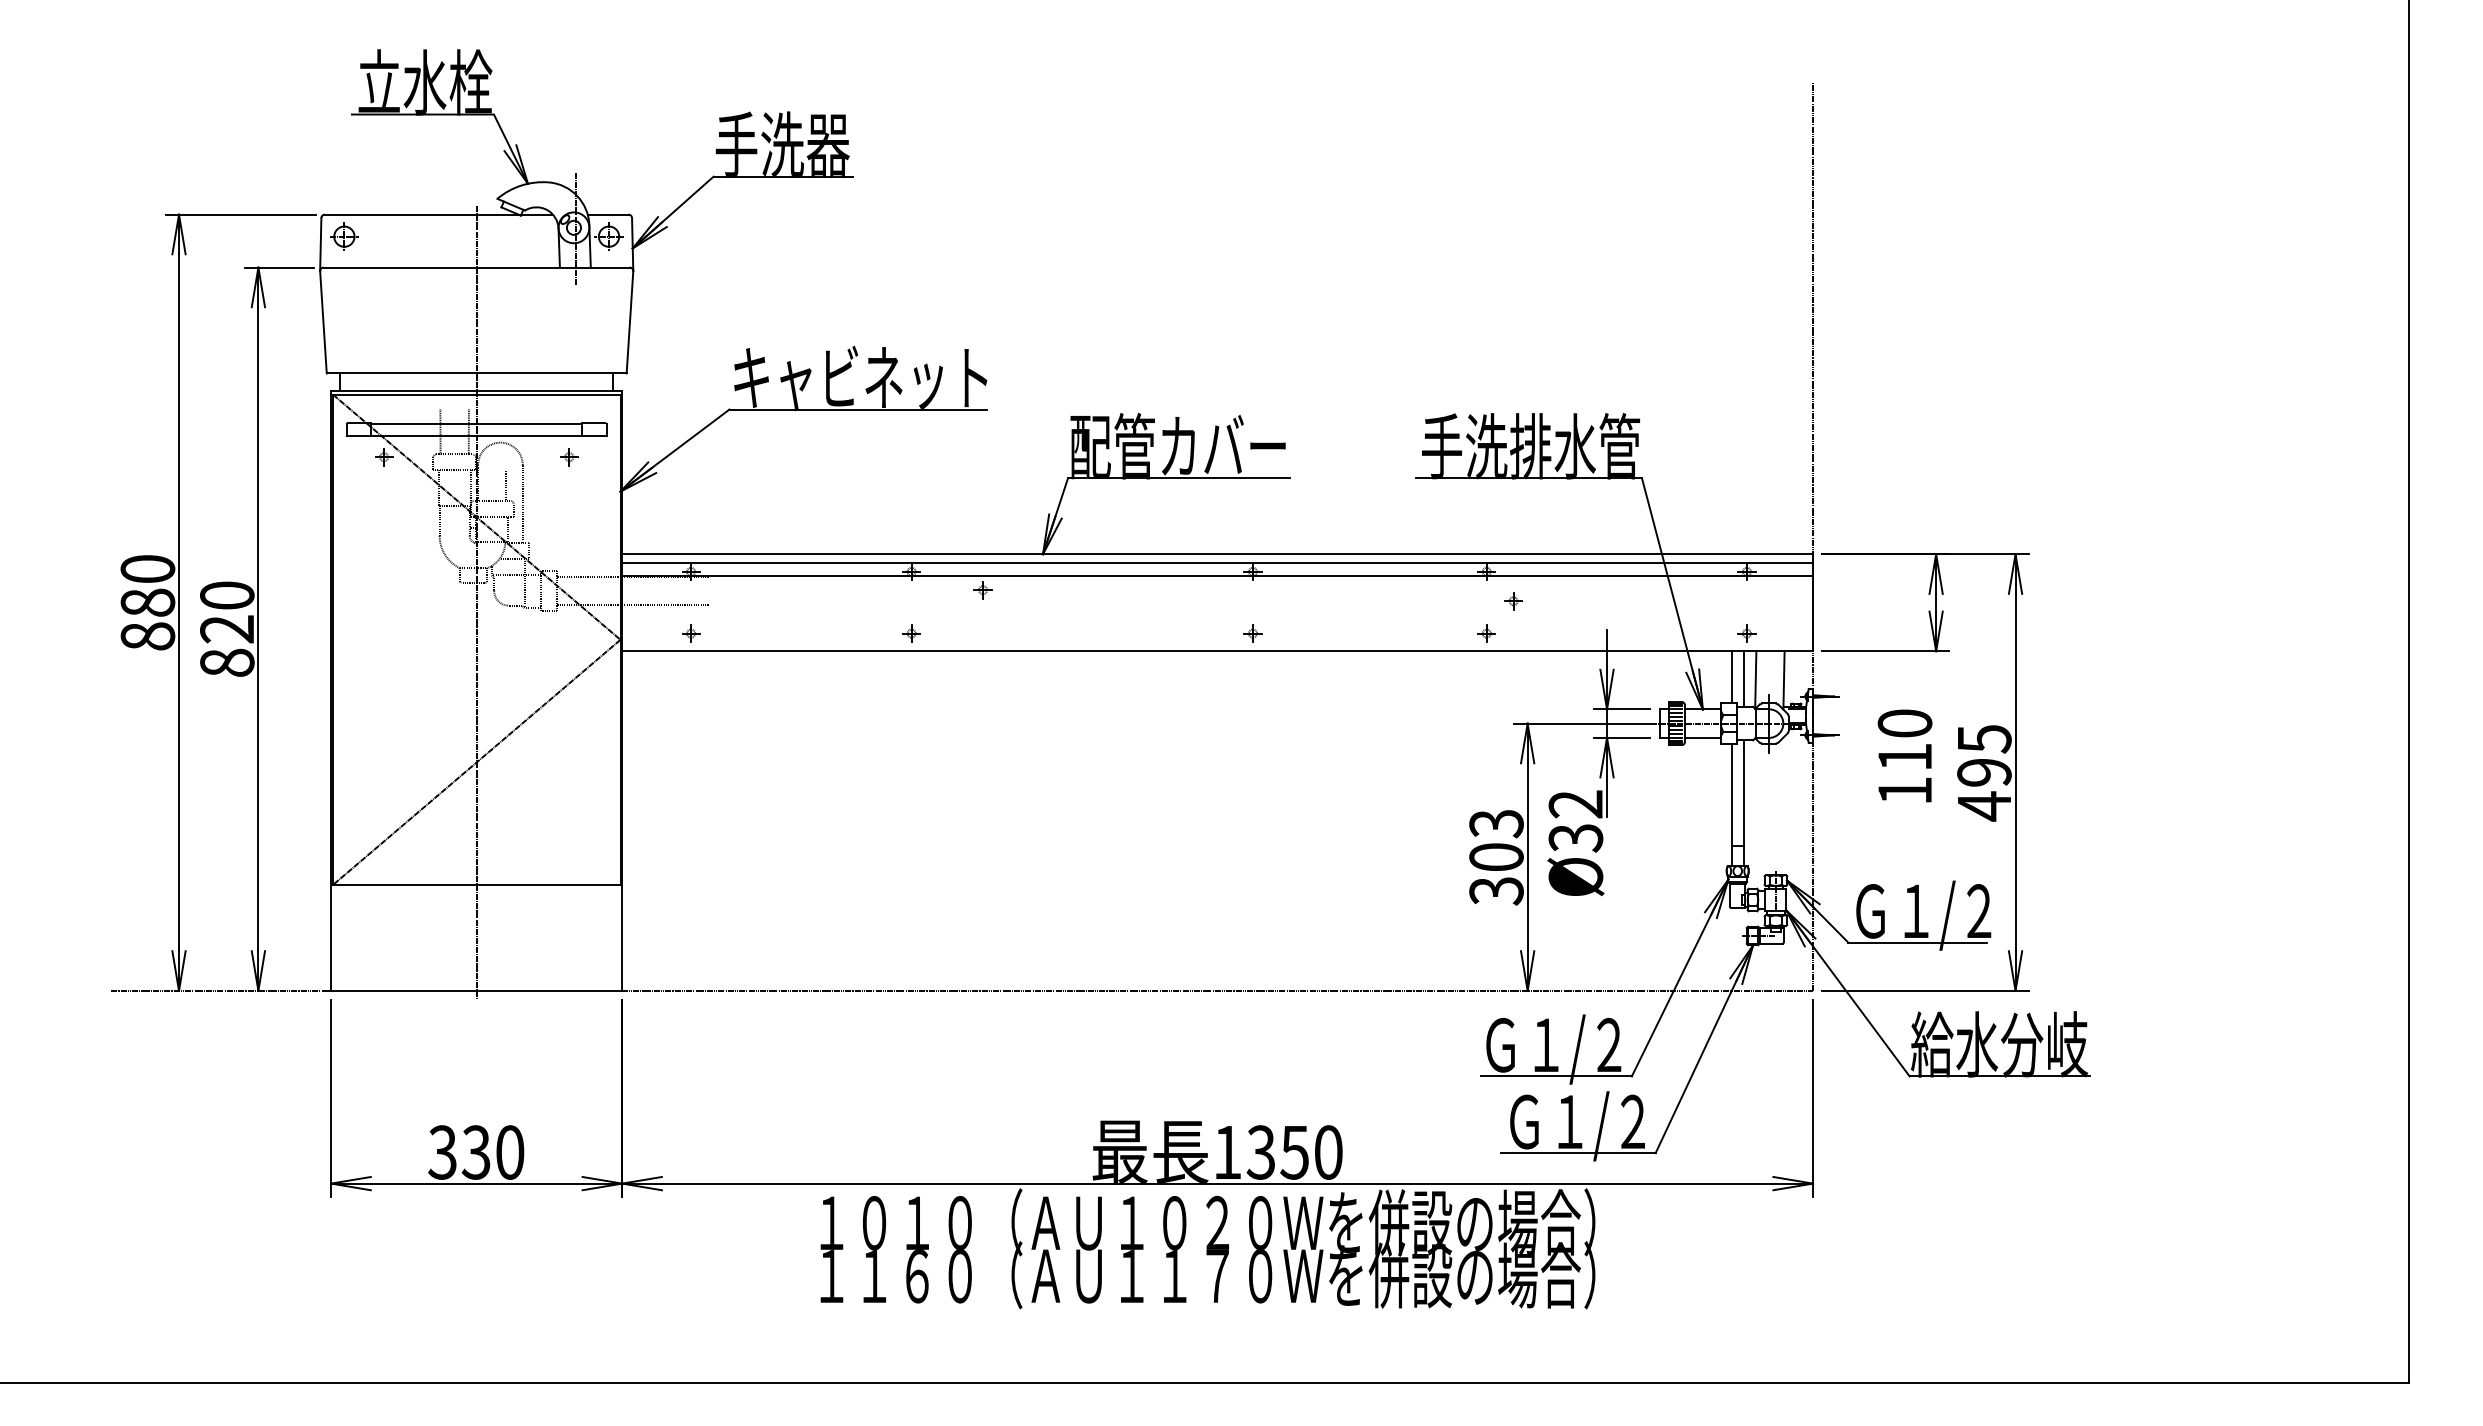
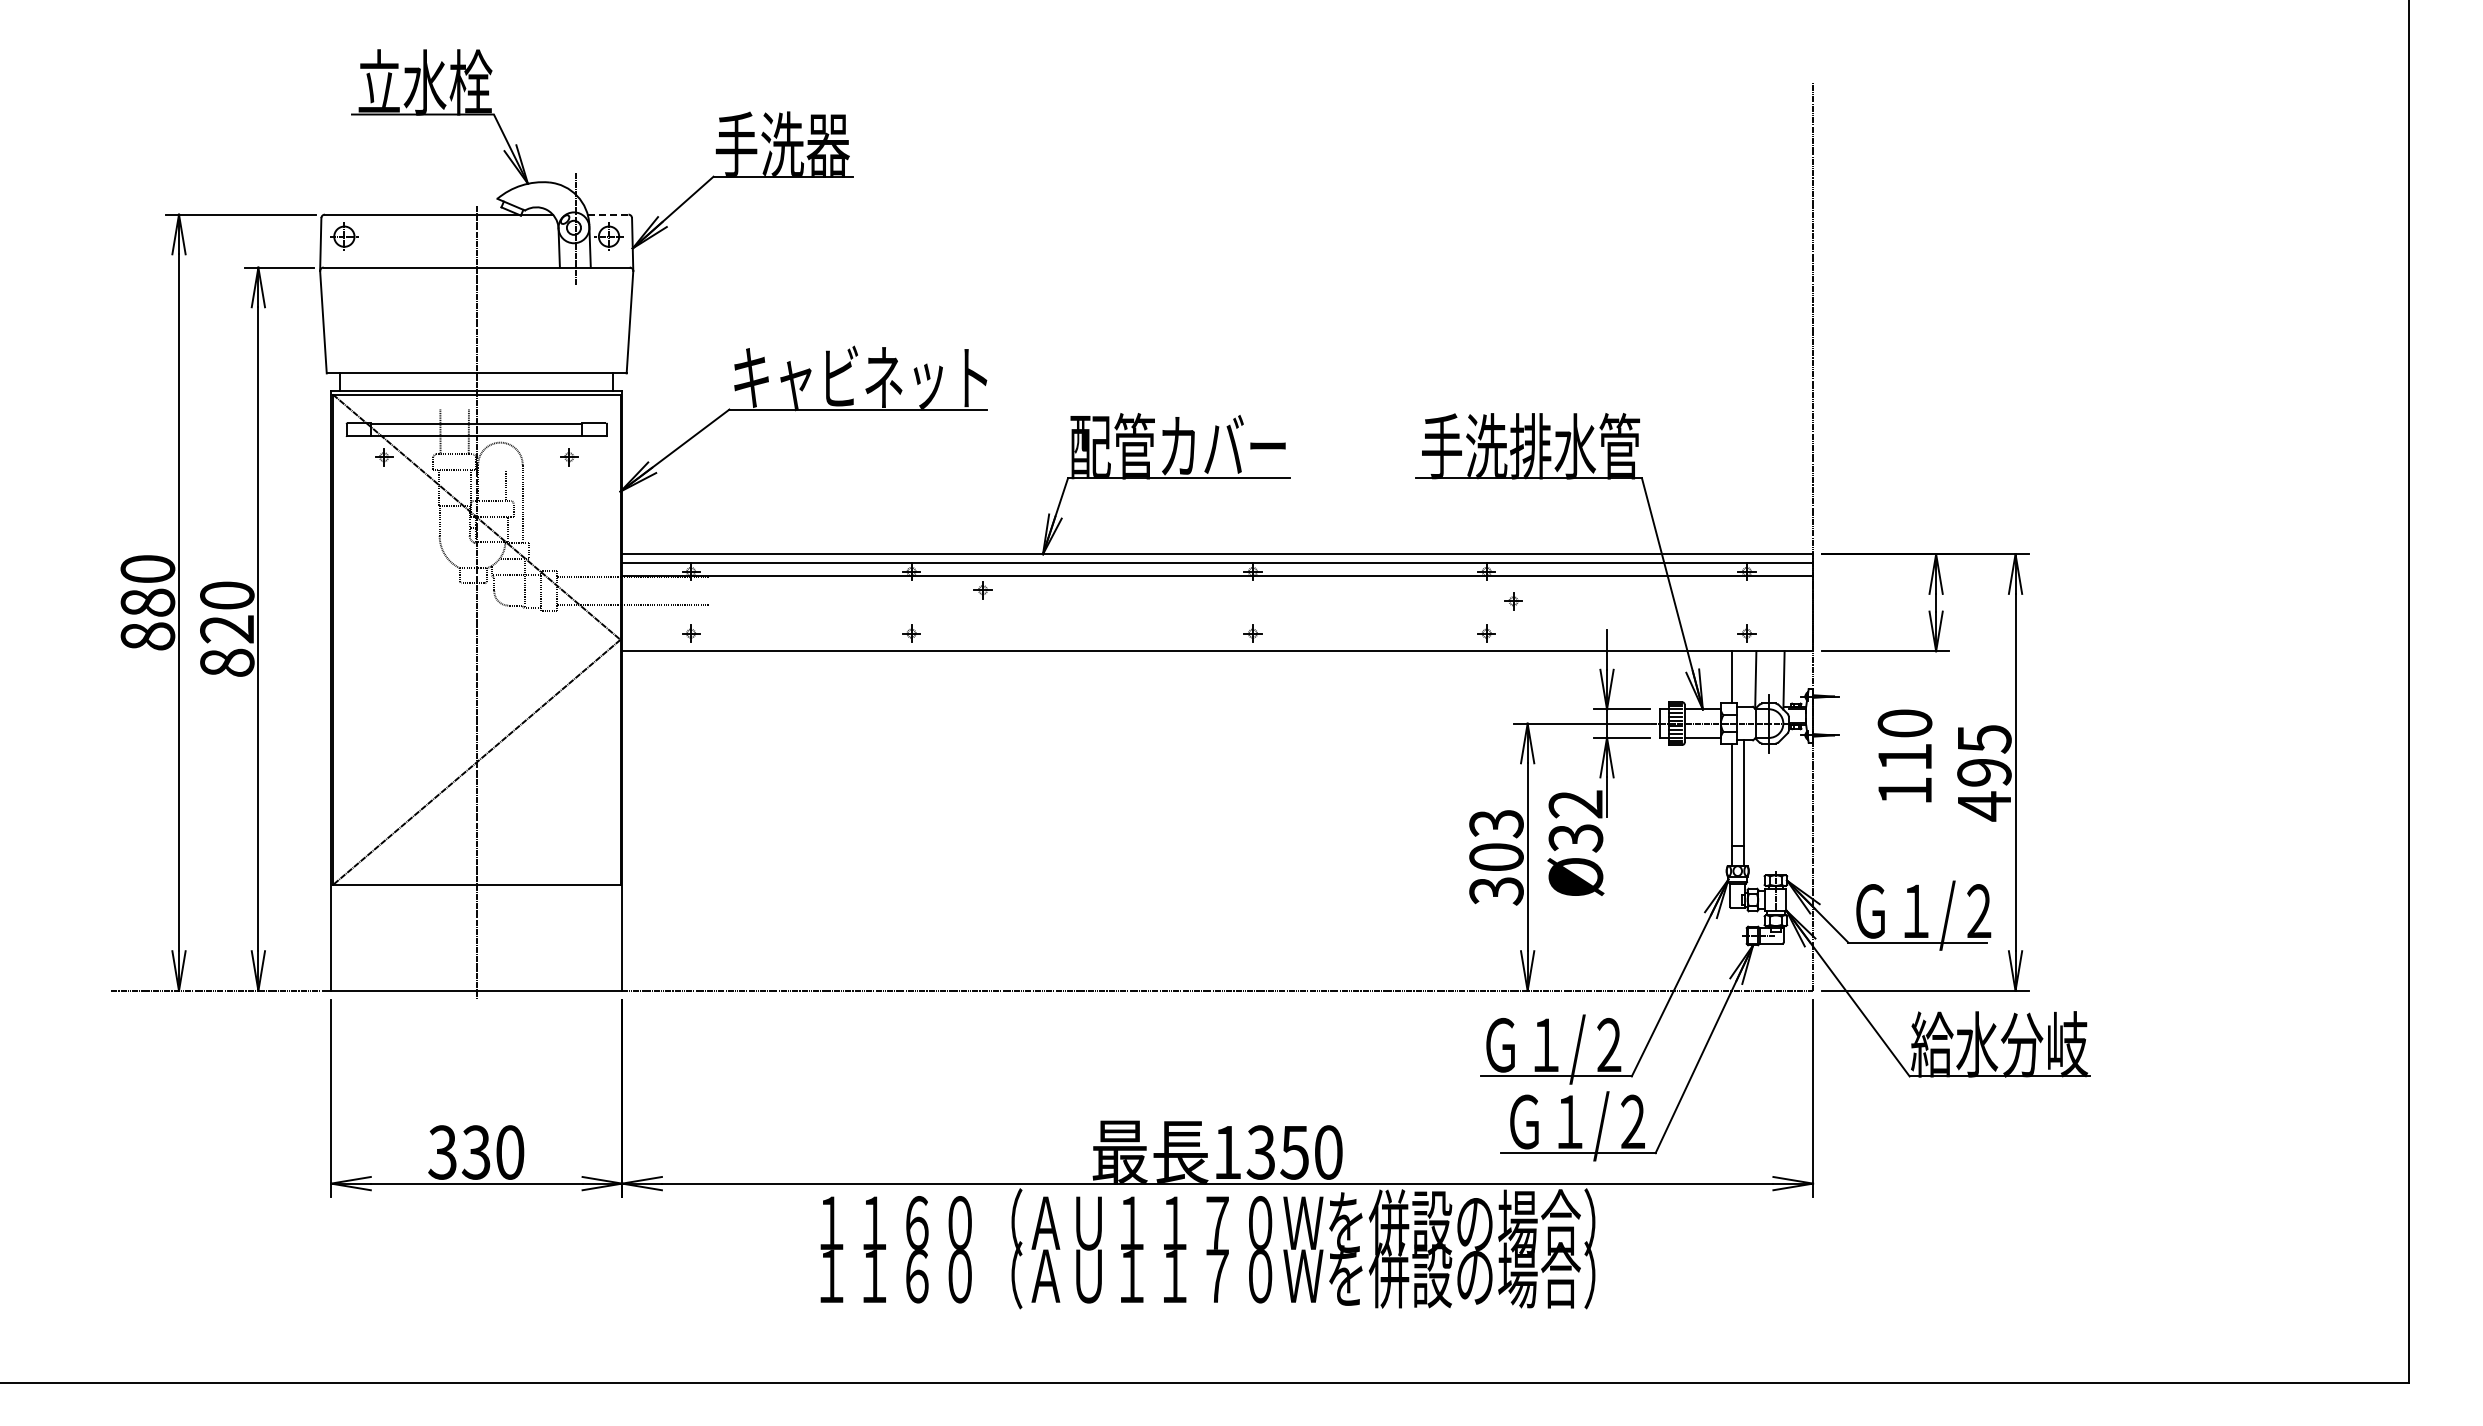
line: solid -> dashed (608, 214)
line: present -> none (1743, 678)
text: １０１０（ＡＵ１０２０Ｗを併設の場合） -> １１６０（ＡＵ１１７０Ｗを併設の場合） (1045, 1222)
